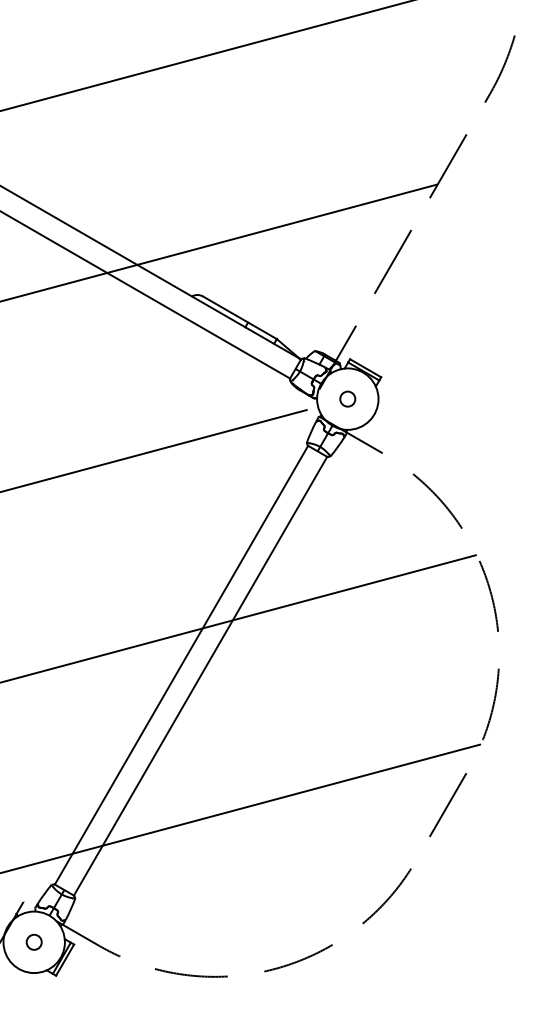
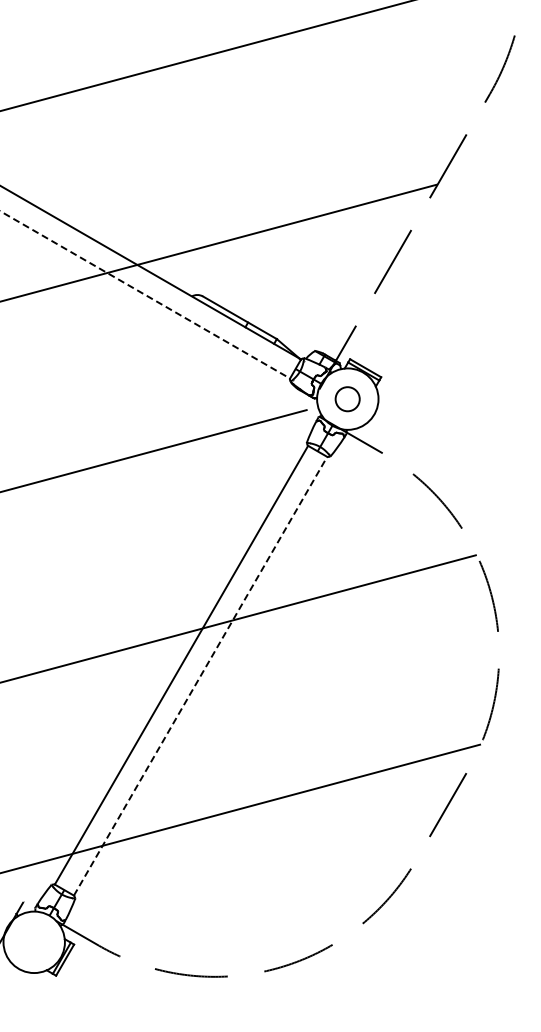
line: solid -> dashed (145, 295)
circle size: 18x18 px -> 27x27 px (347, 399)
line: solid -> dashed (200, 675)
circle: present -> none (33, 941)
